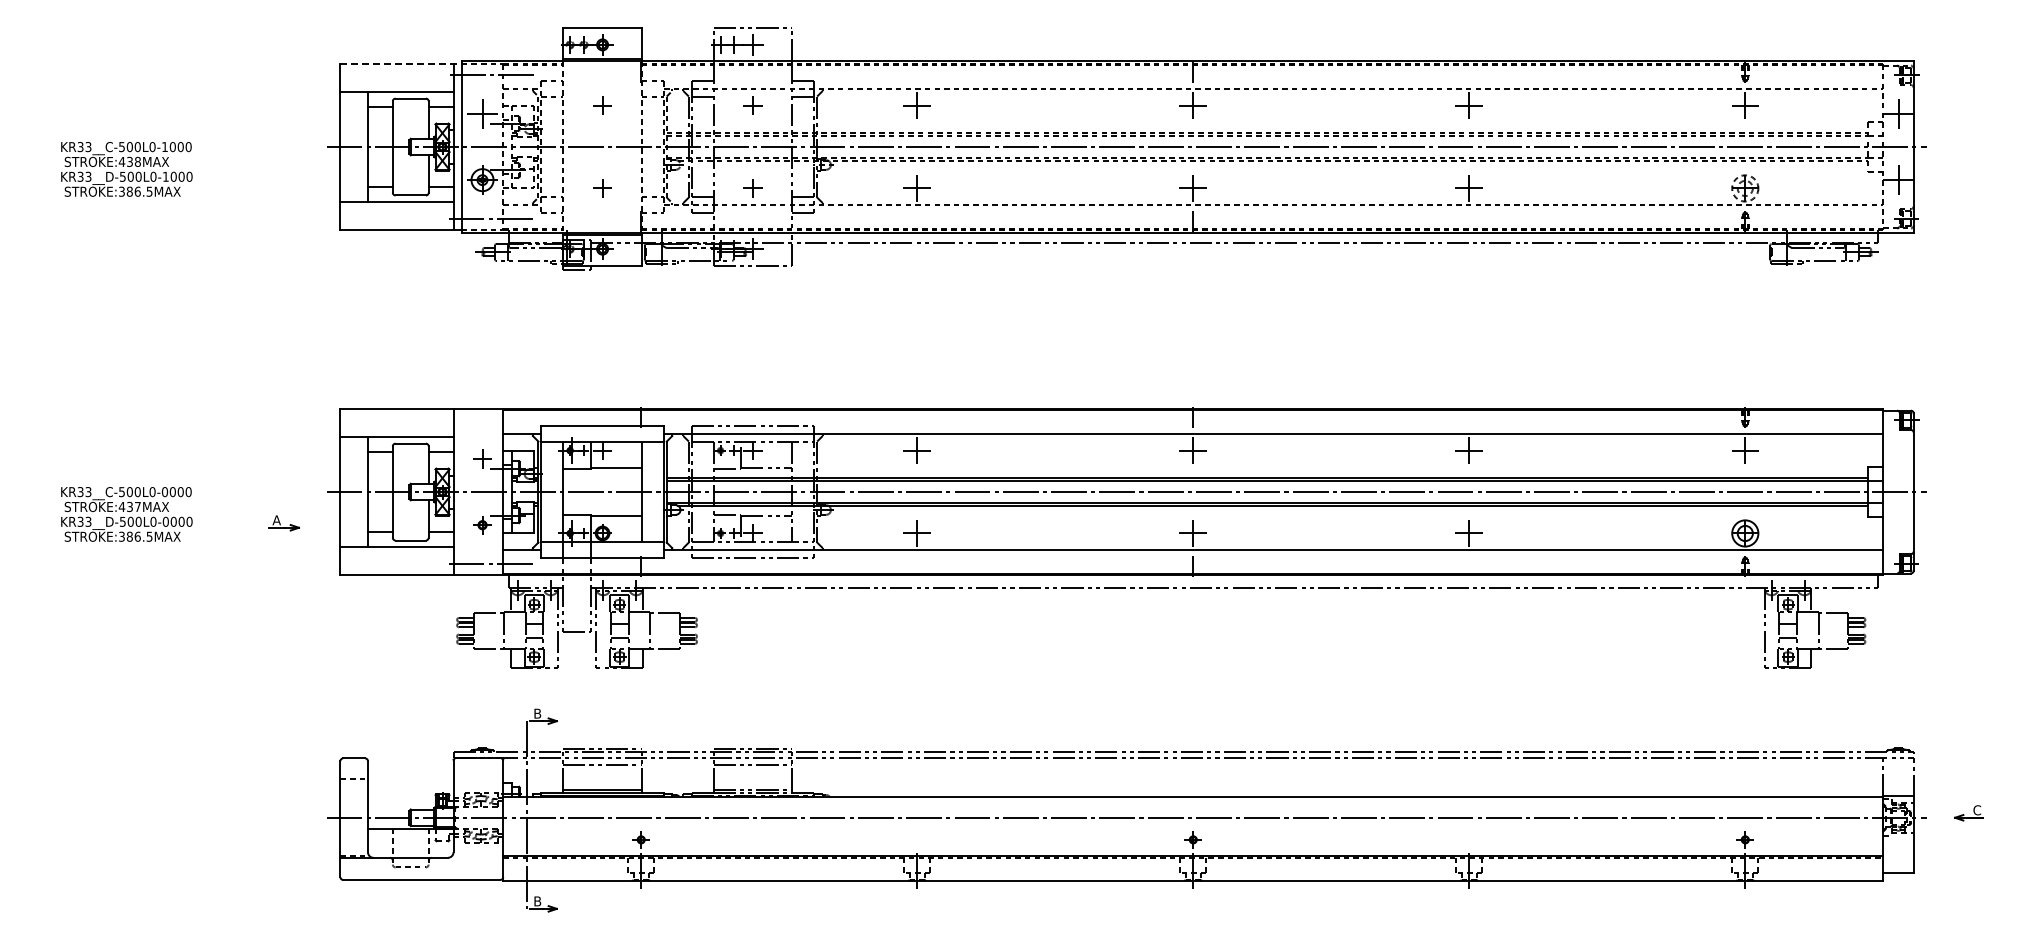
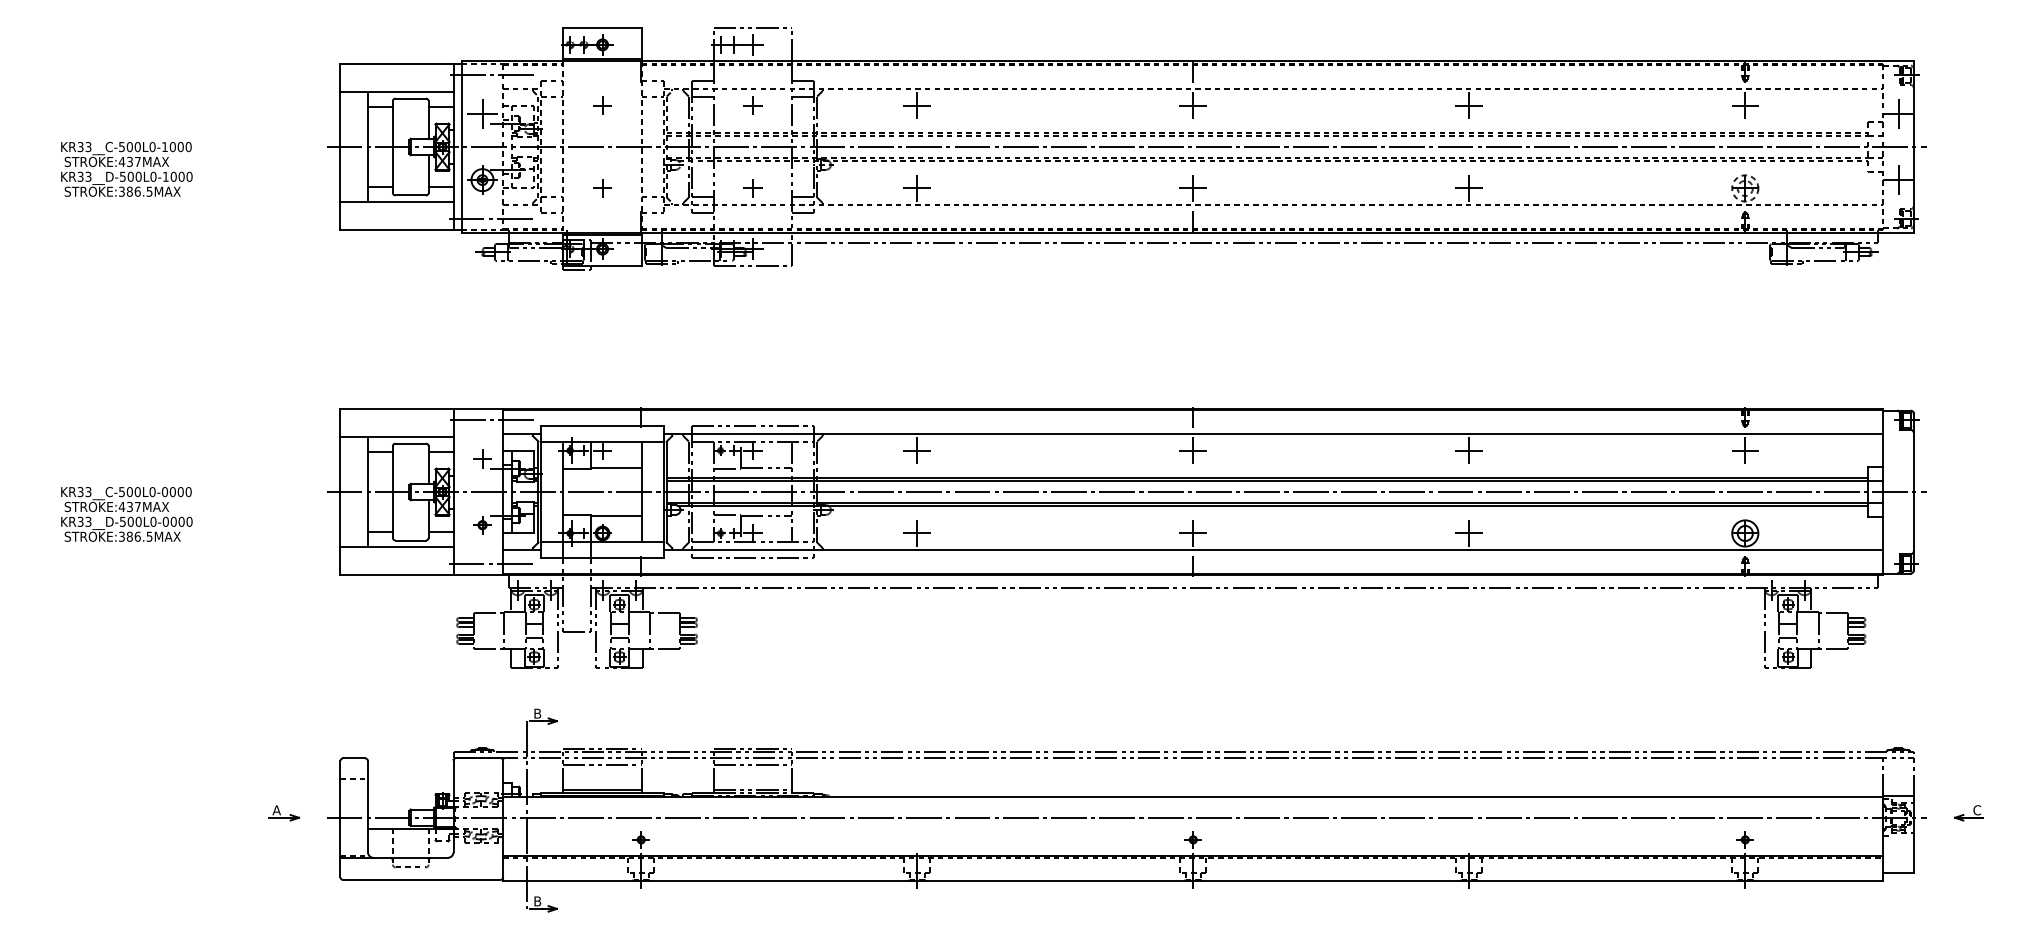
line: dashed -> solid (401, 64)
text: STROKE:438MAX -> STROKE:437MAX (137, 161)
line: none -> present (492, 420)
part position: (283, 523) -> (283, 813) (283, 813)
